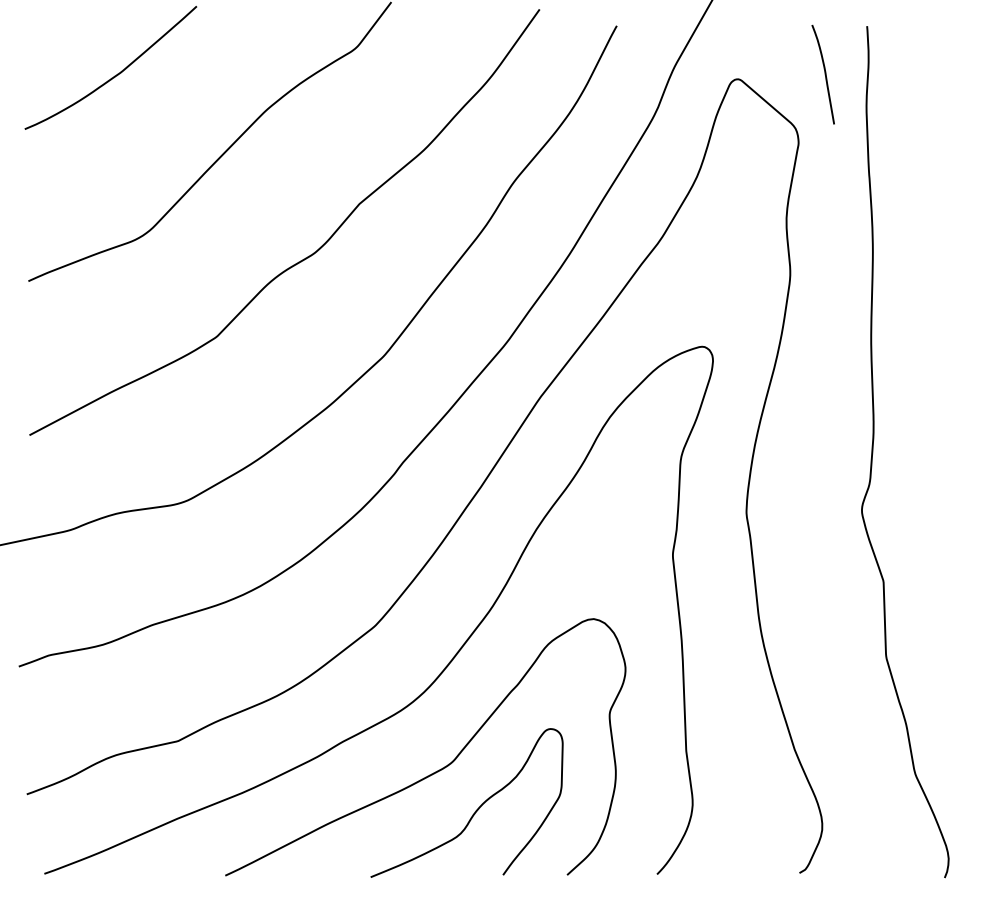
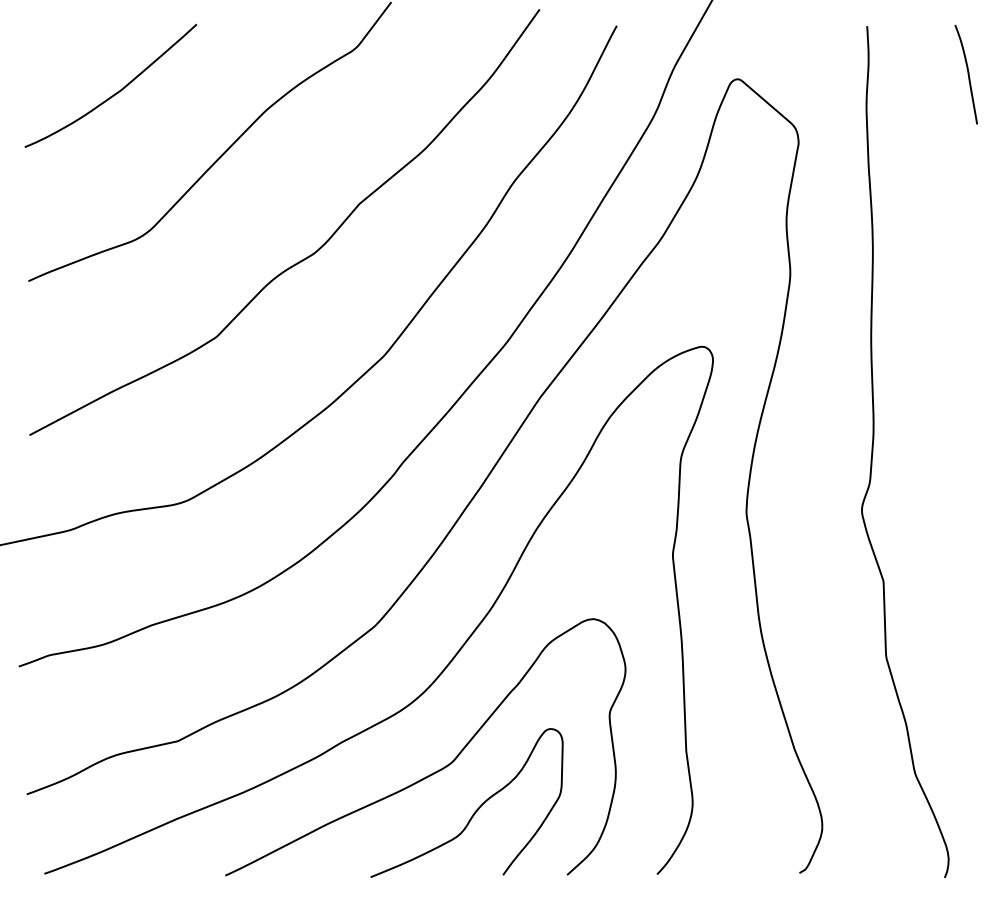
curve position: (824, 74) -> (967, 74) (967, 74)
curve position: (114, 75) -> (114, 93) (114, 93)
